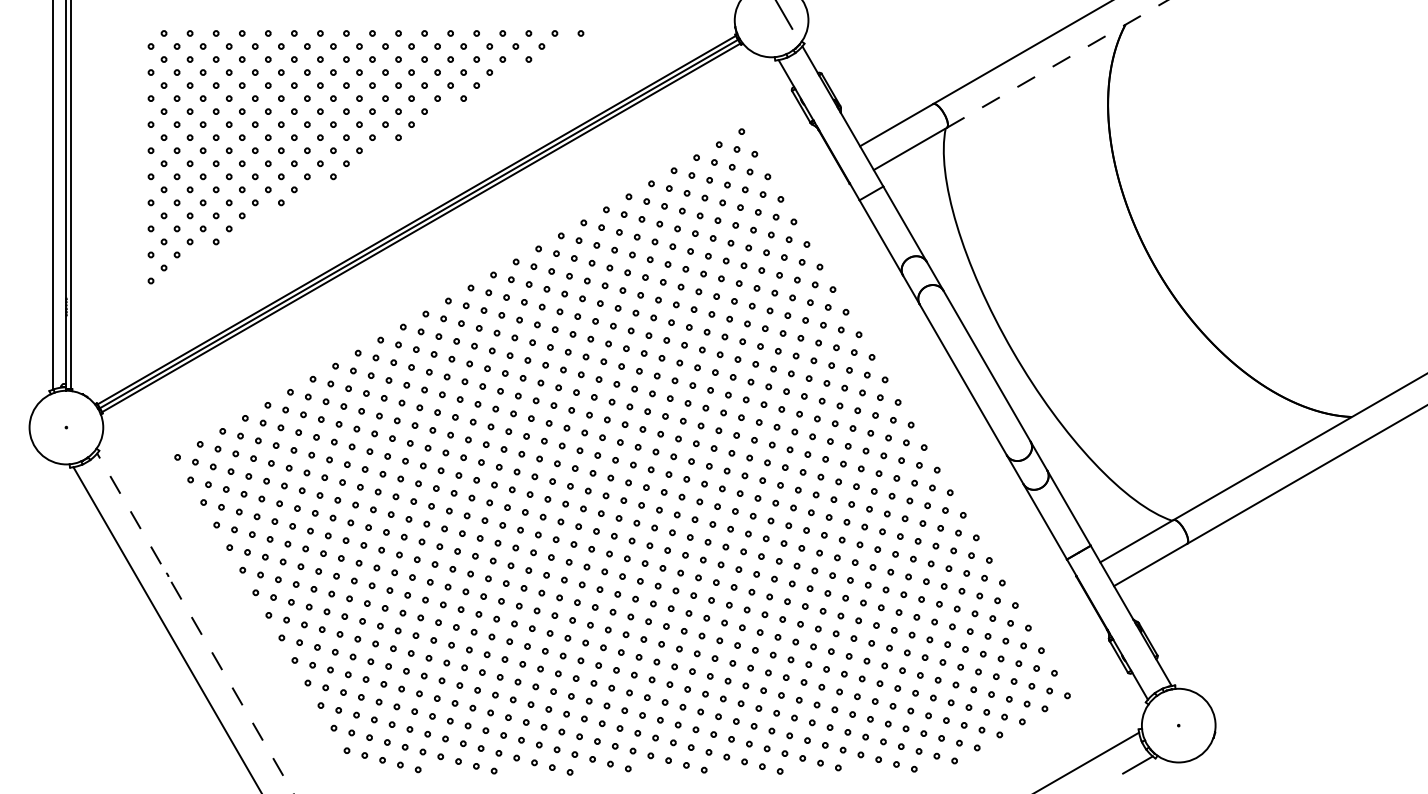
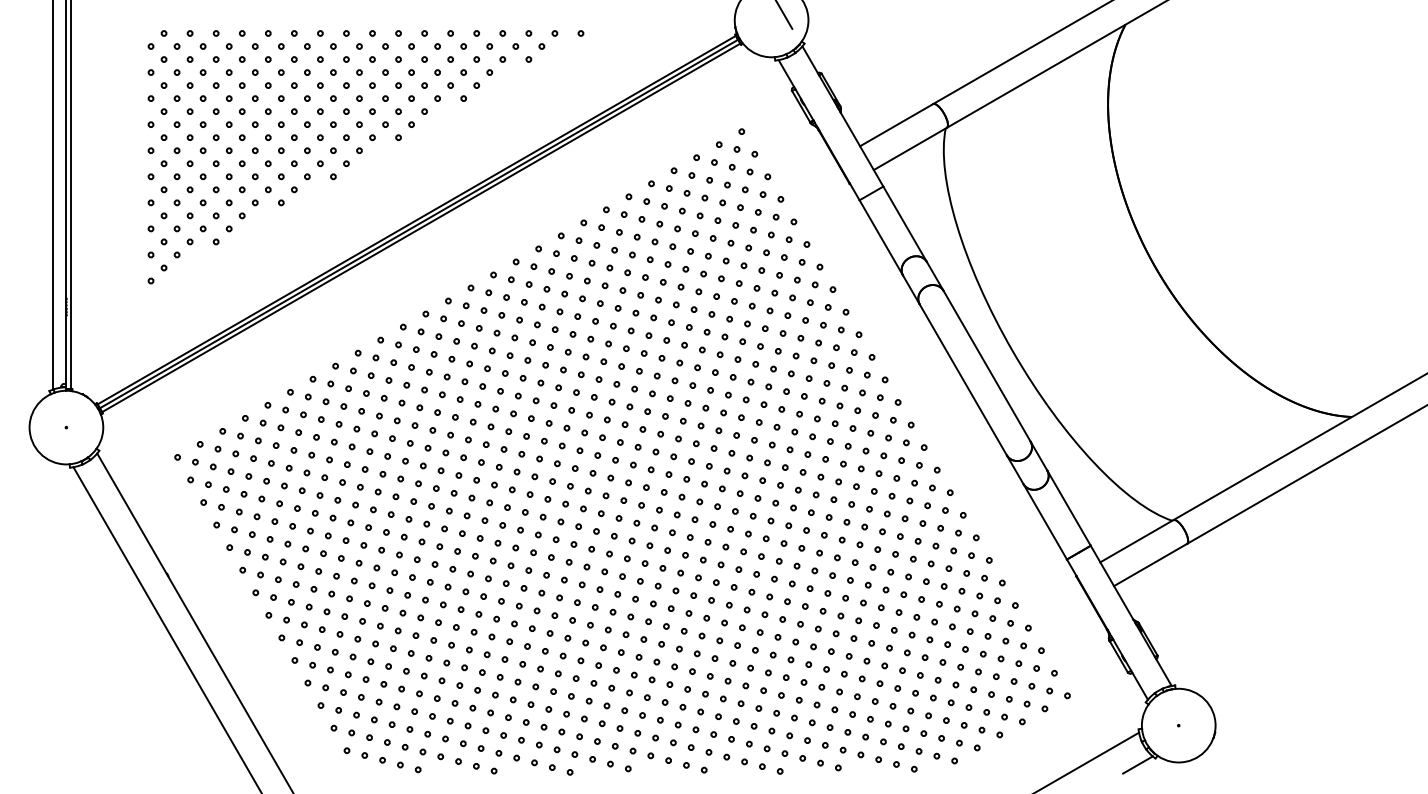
line: dashed -> solid (1057, 63)
line: dashed -> solid (195, 623)
